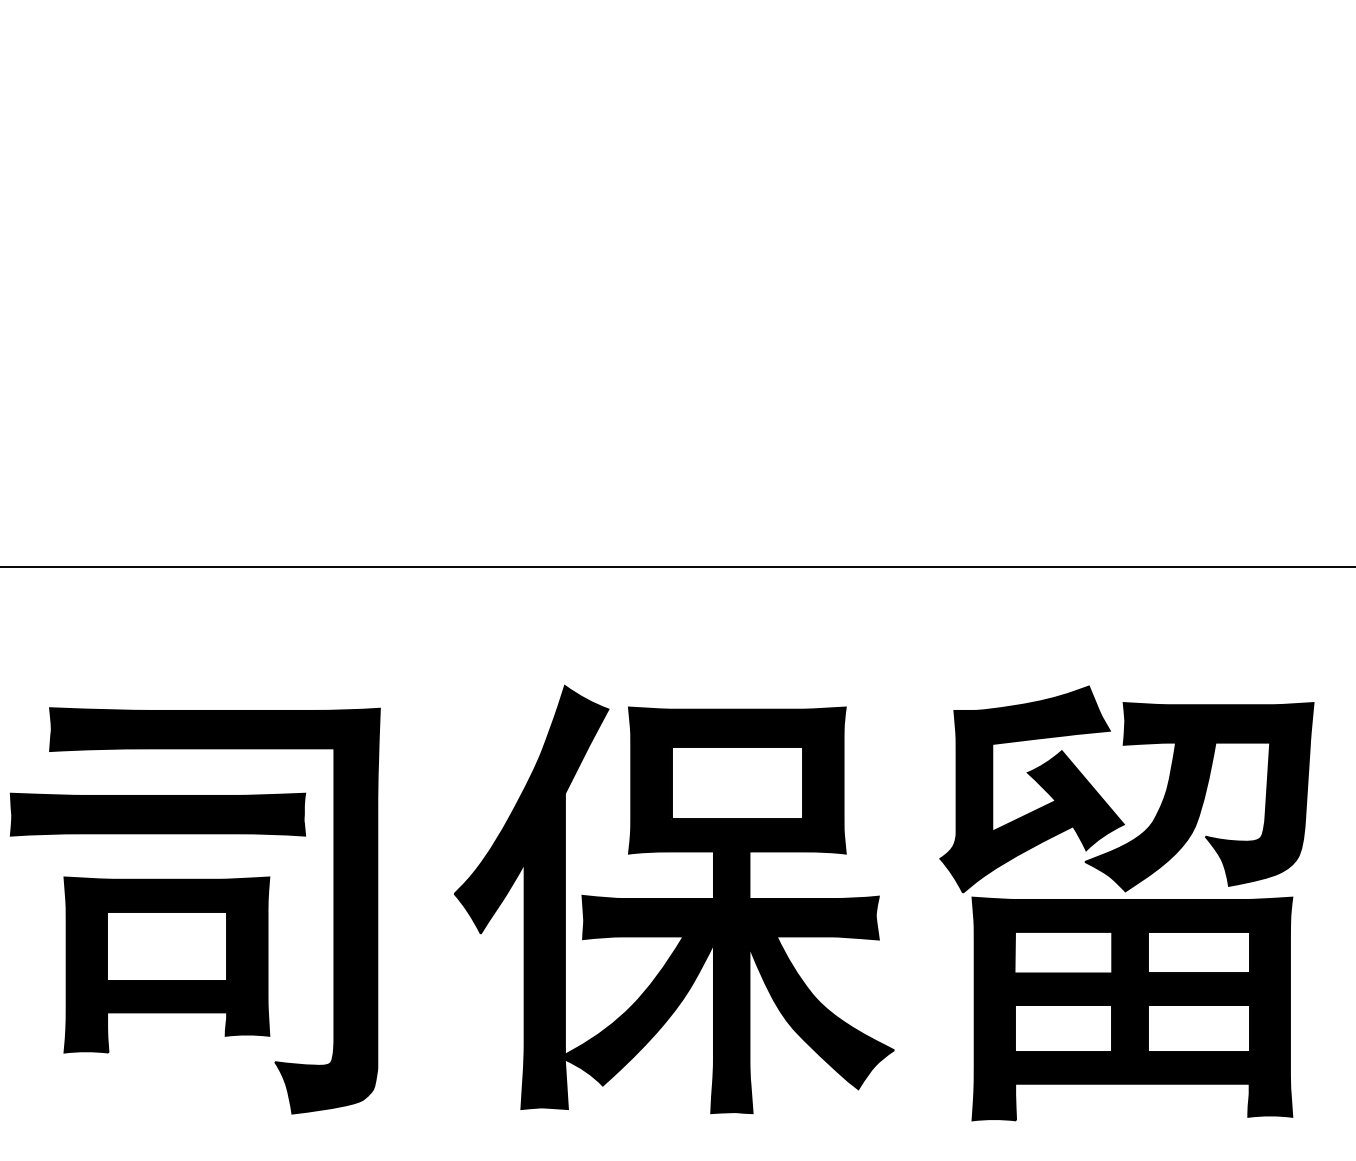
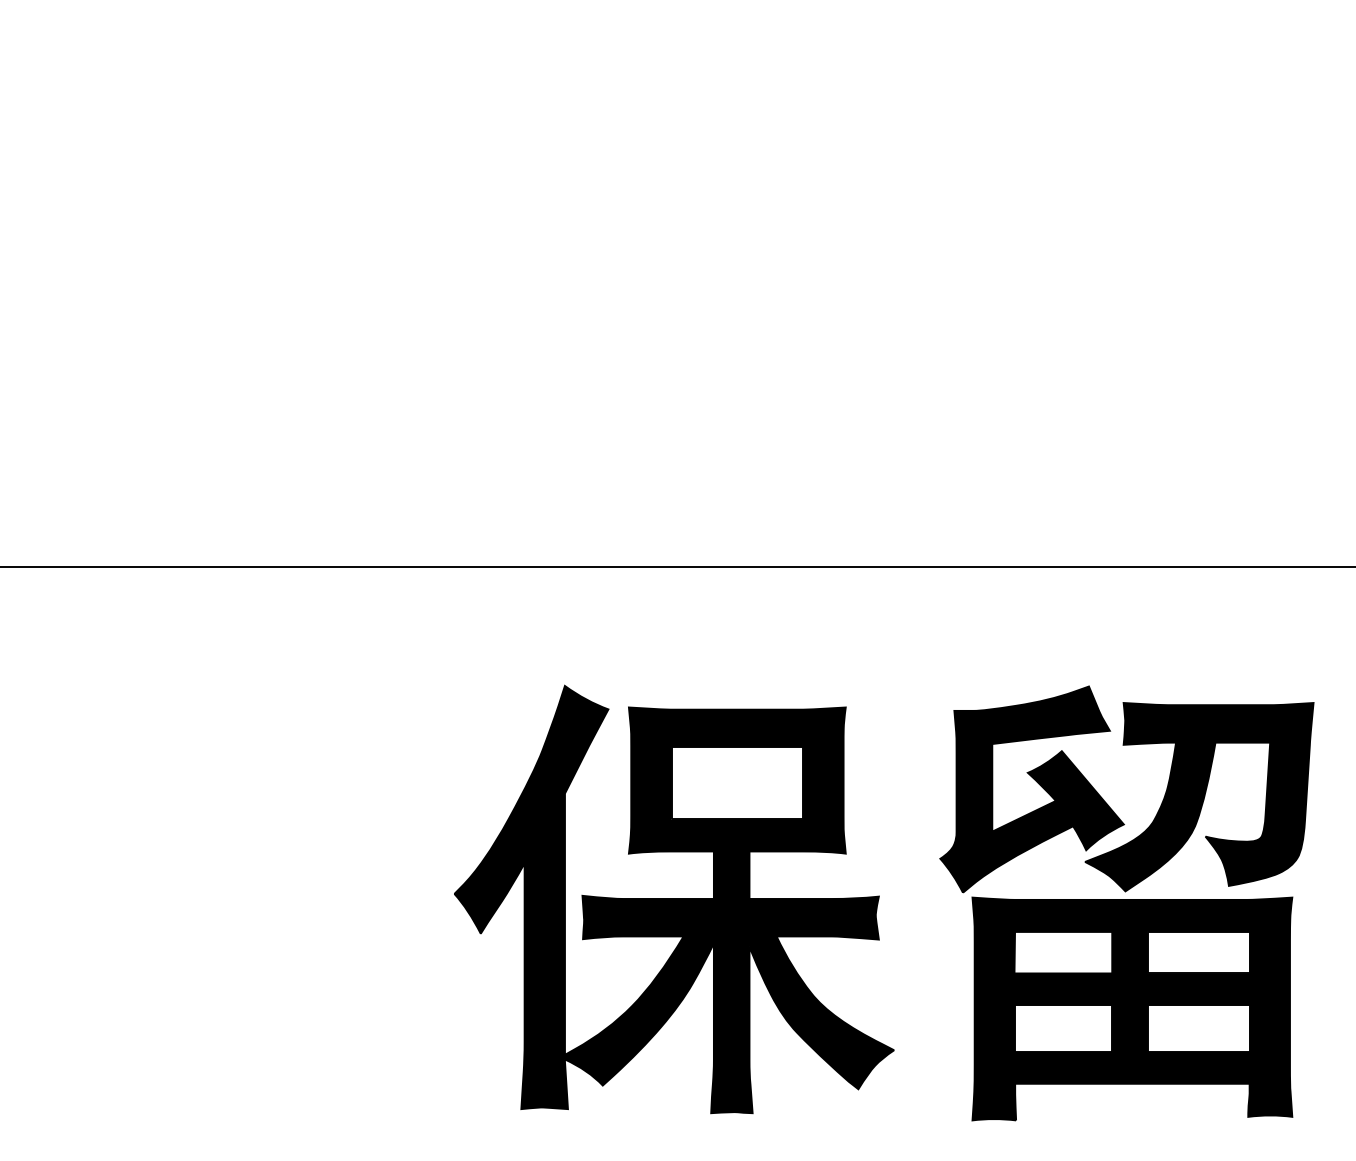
part: present -> none (194, 910)
